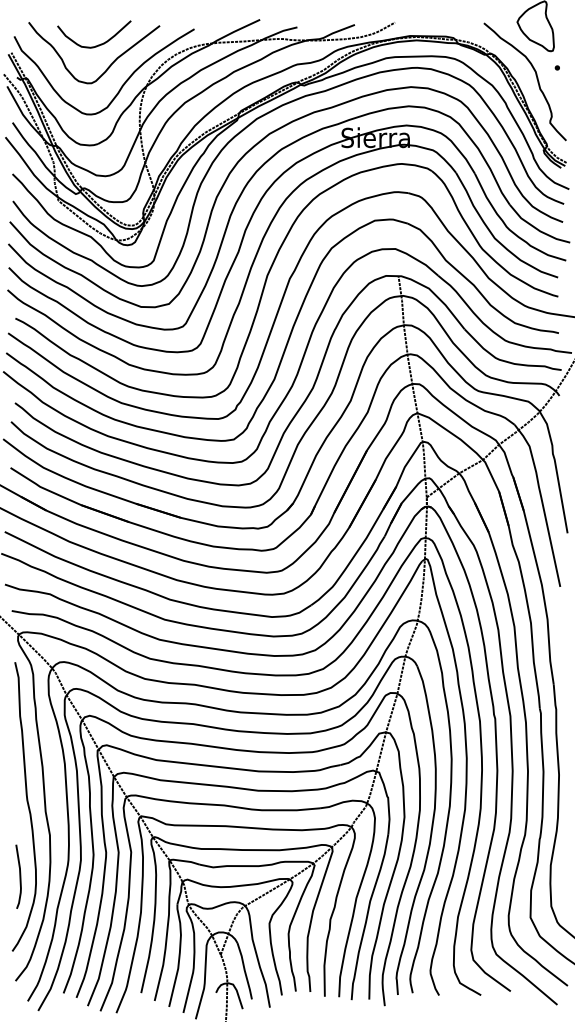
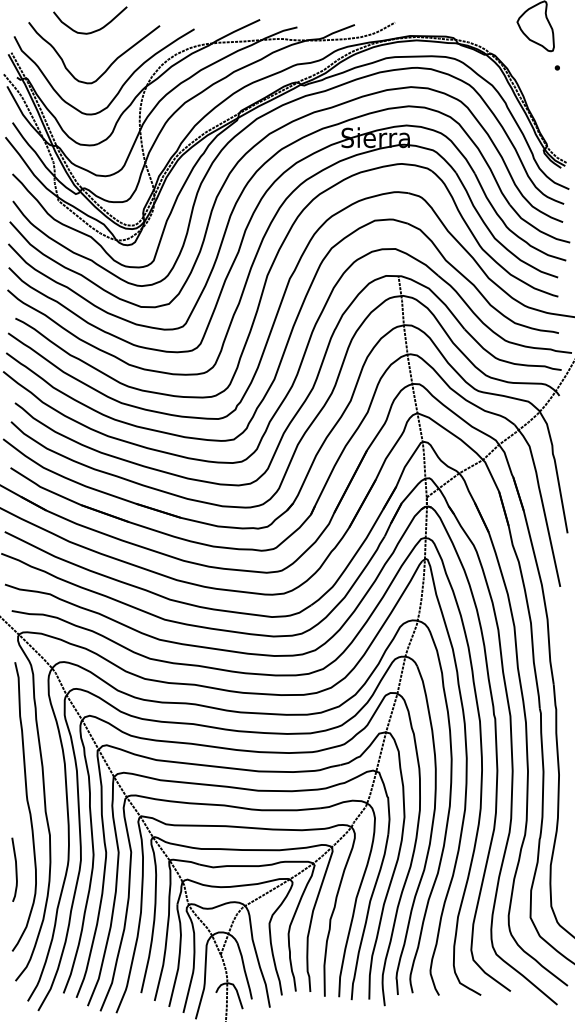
curve position: (98, 44) -> (94, 30) (94, 30)
curve: present -> none (536, 79)
curve position: (19, 876) -> (15, 869) (15, 869)
